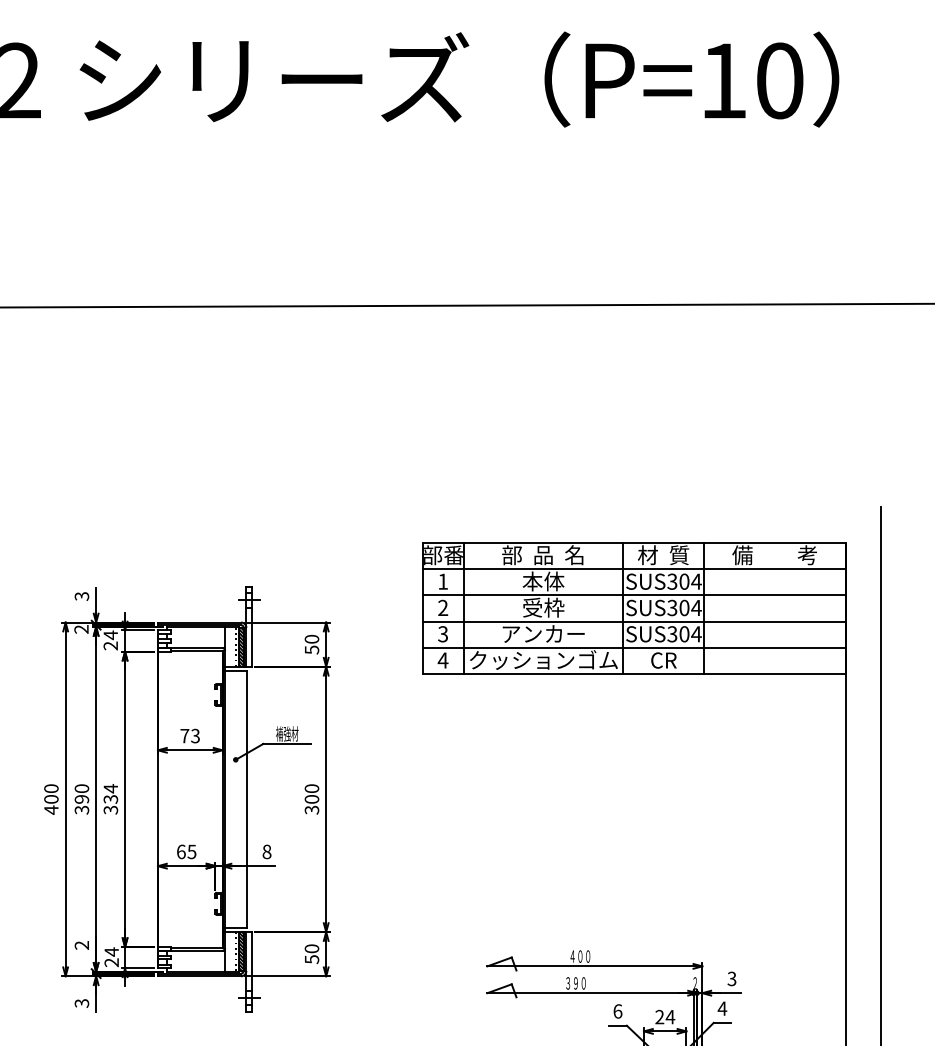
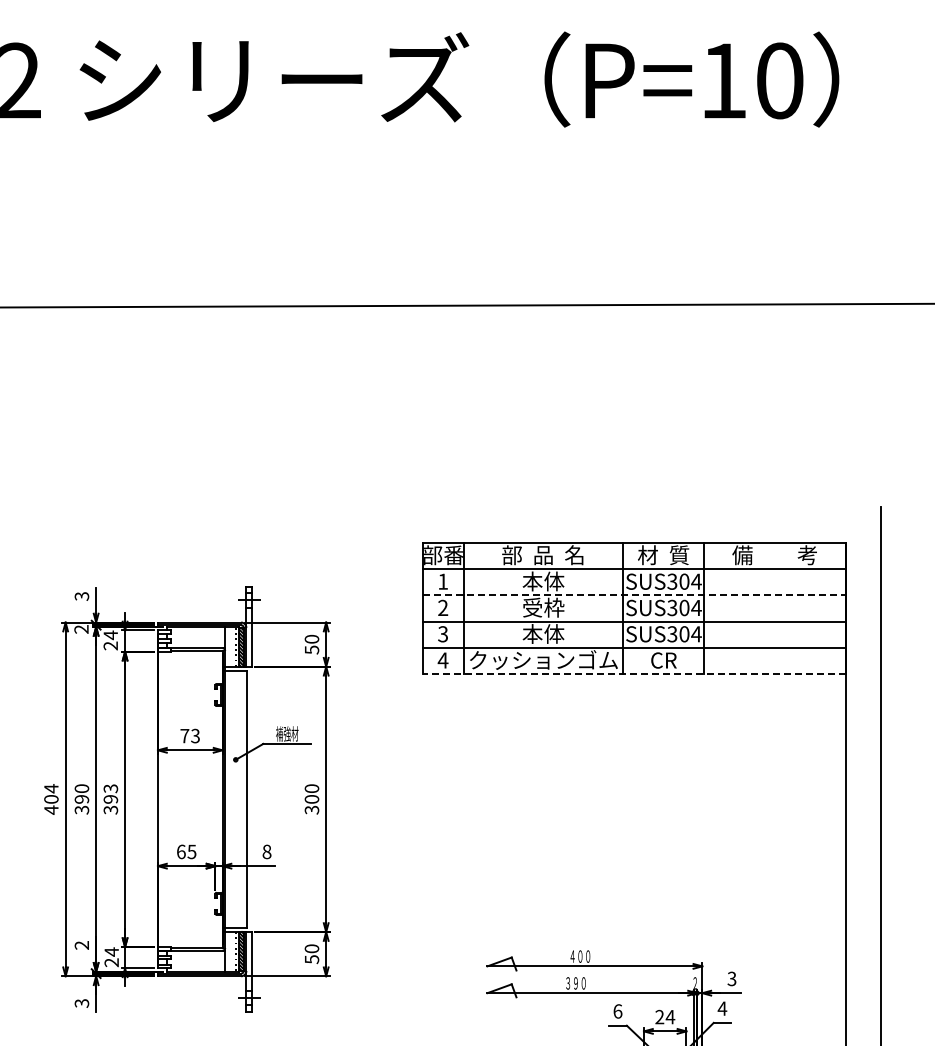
line: solid -> dashed (634, 595)
text: アンカー -> 本体 (543, 633)
line: solid -> dashed (634, 674)
text: 400 -> 404 (51, 788)
text: 334 -> 393 (110, 793)
